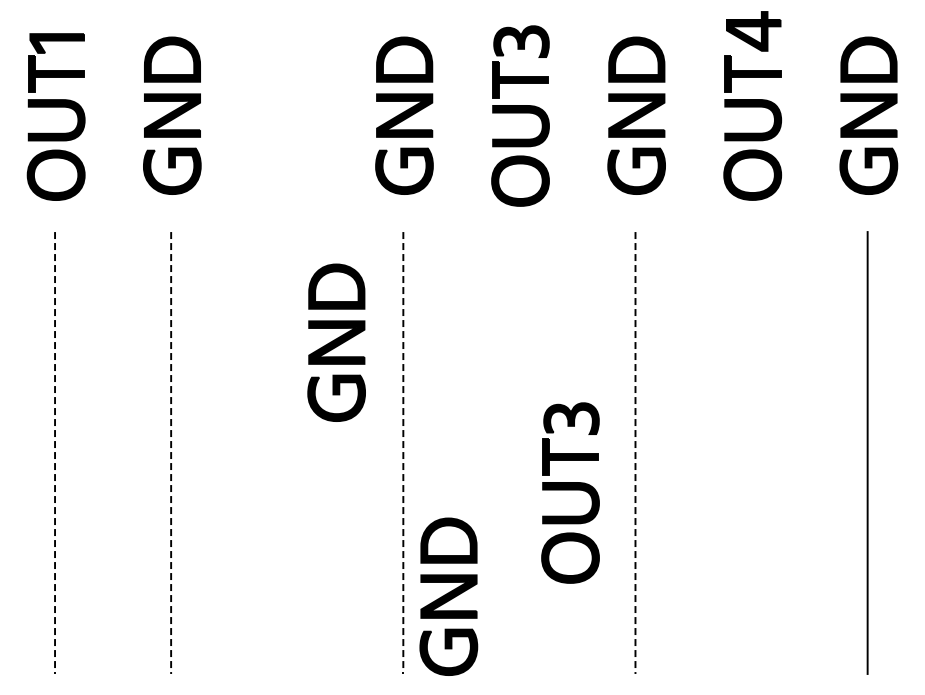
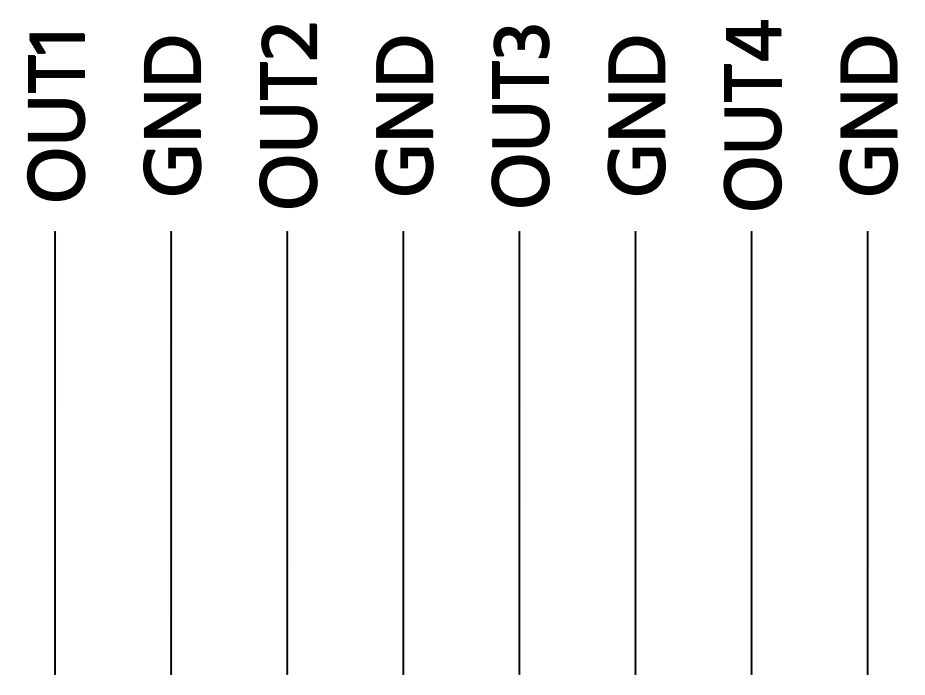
part position: (752, 105) -> (752, 114) (752, 114)
part: none -> present (288, 115)
part: present -> none (336, 342)
line: none -> present (287, 452)
line: none -> present (519, 452)
line: none -> present (751, 452)
line: dashed -> solid (55, 453)
line: dashed -> solid (171, 453)
line: dashed -> solid (403, 453)
line: dashed -> solid (635, 453)
part: present -> none (570, 492)
part: present -> none (448, 596)
